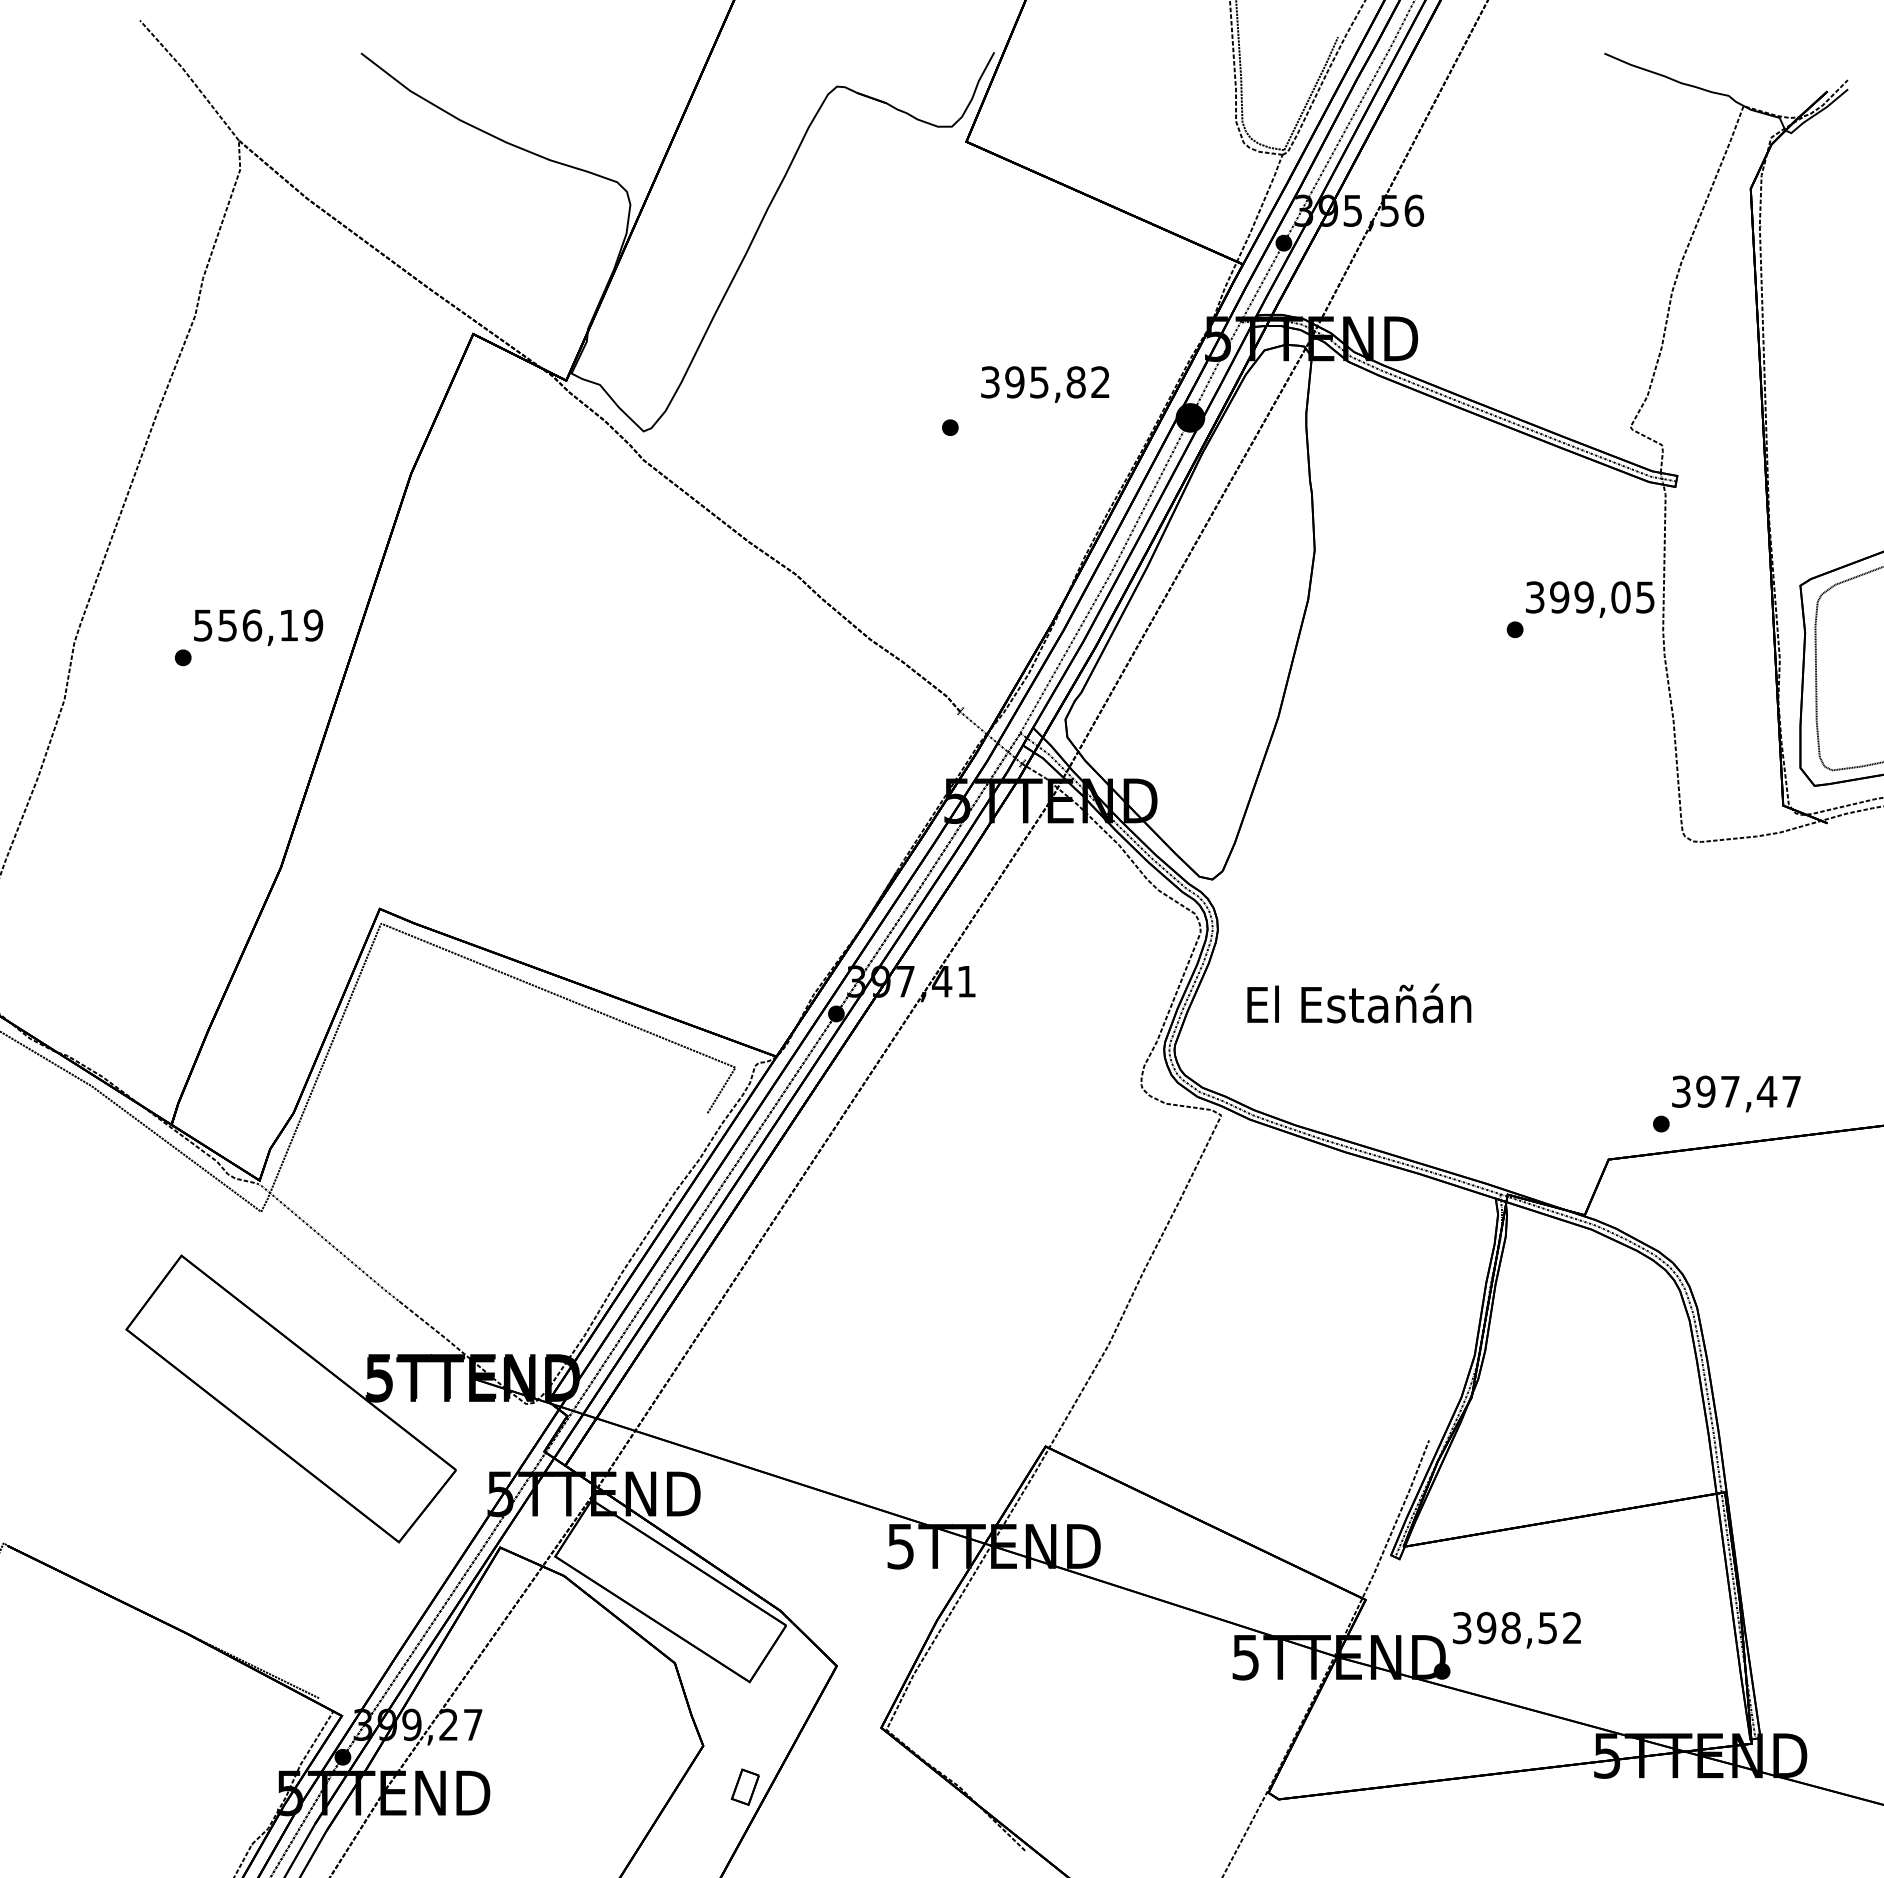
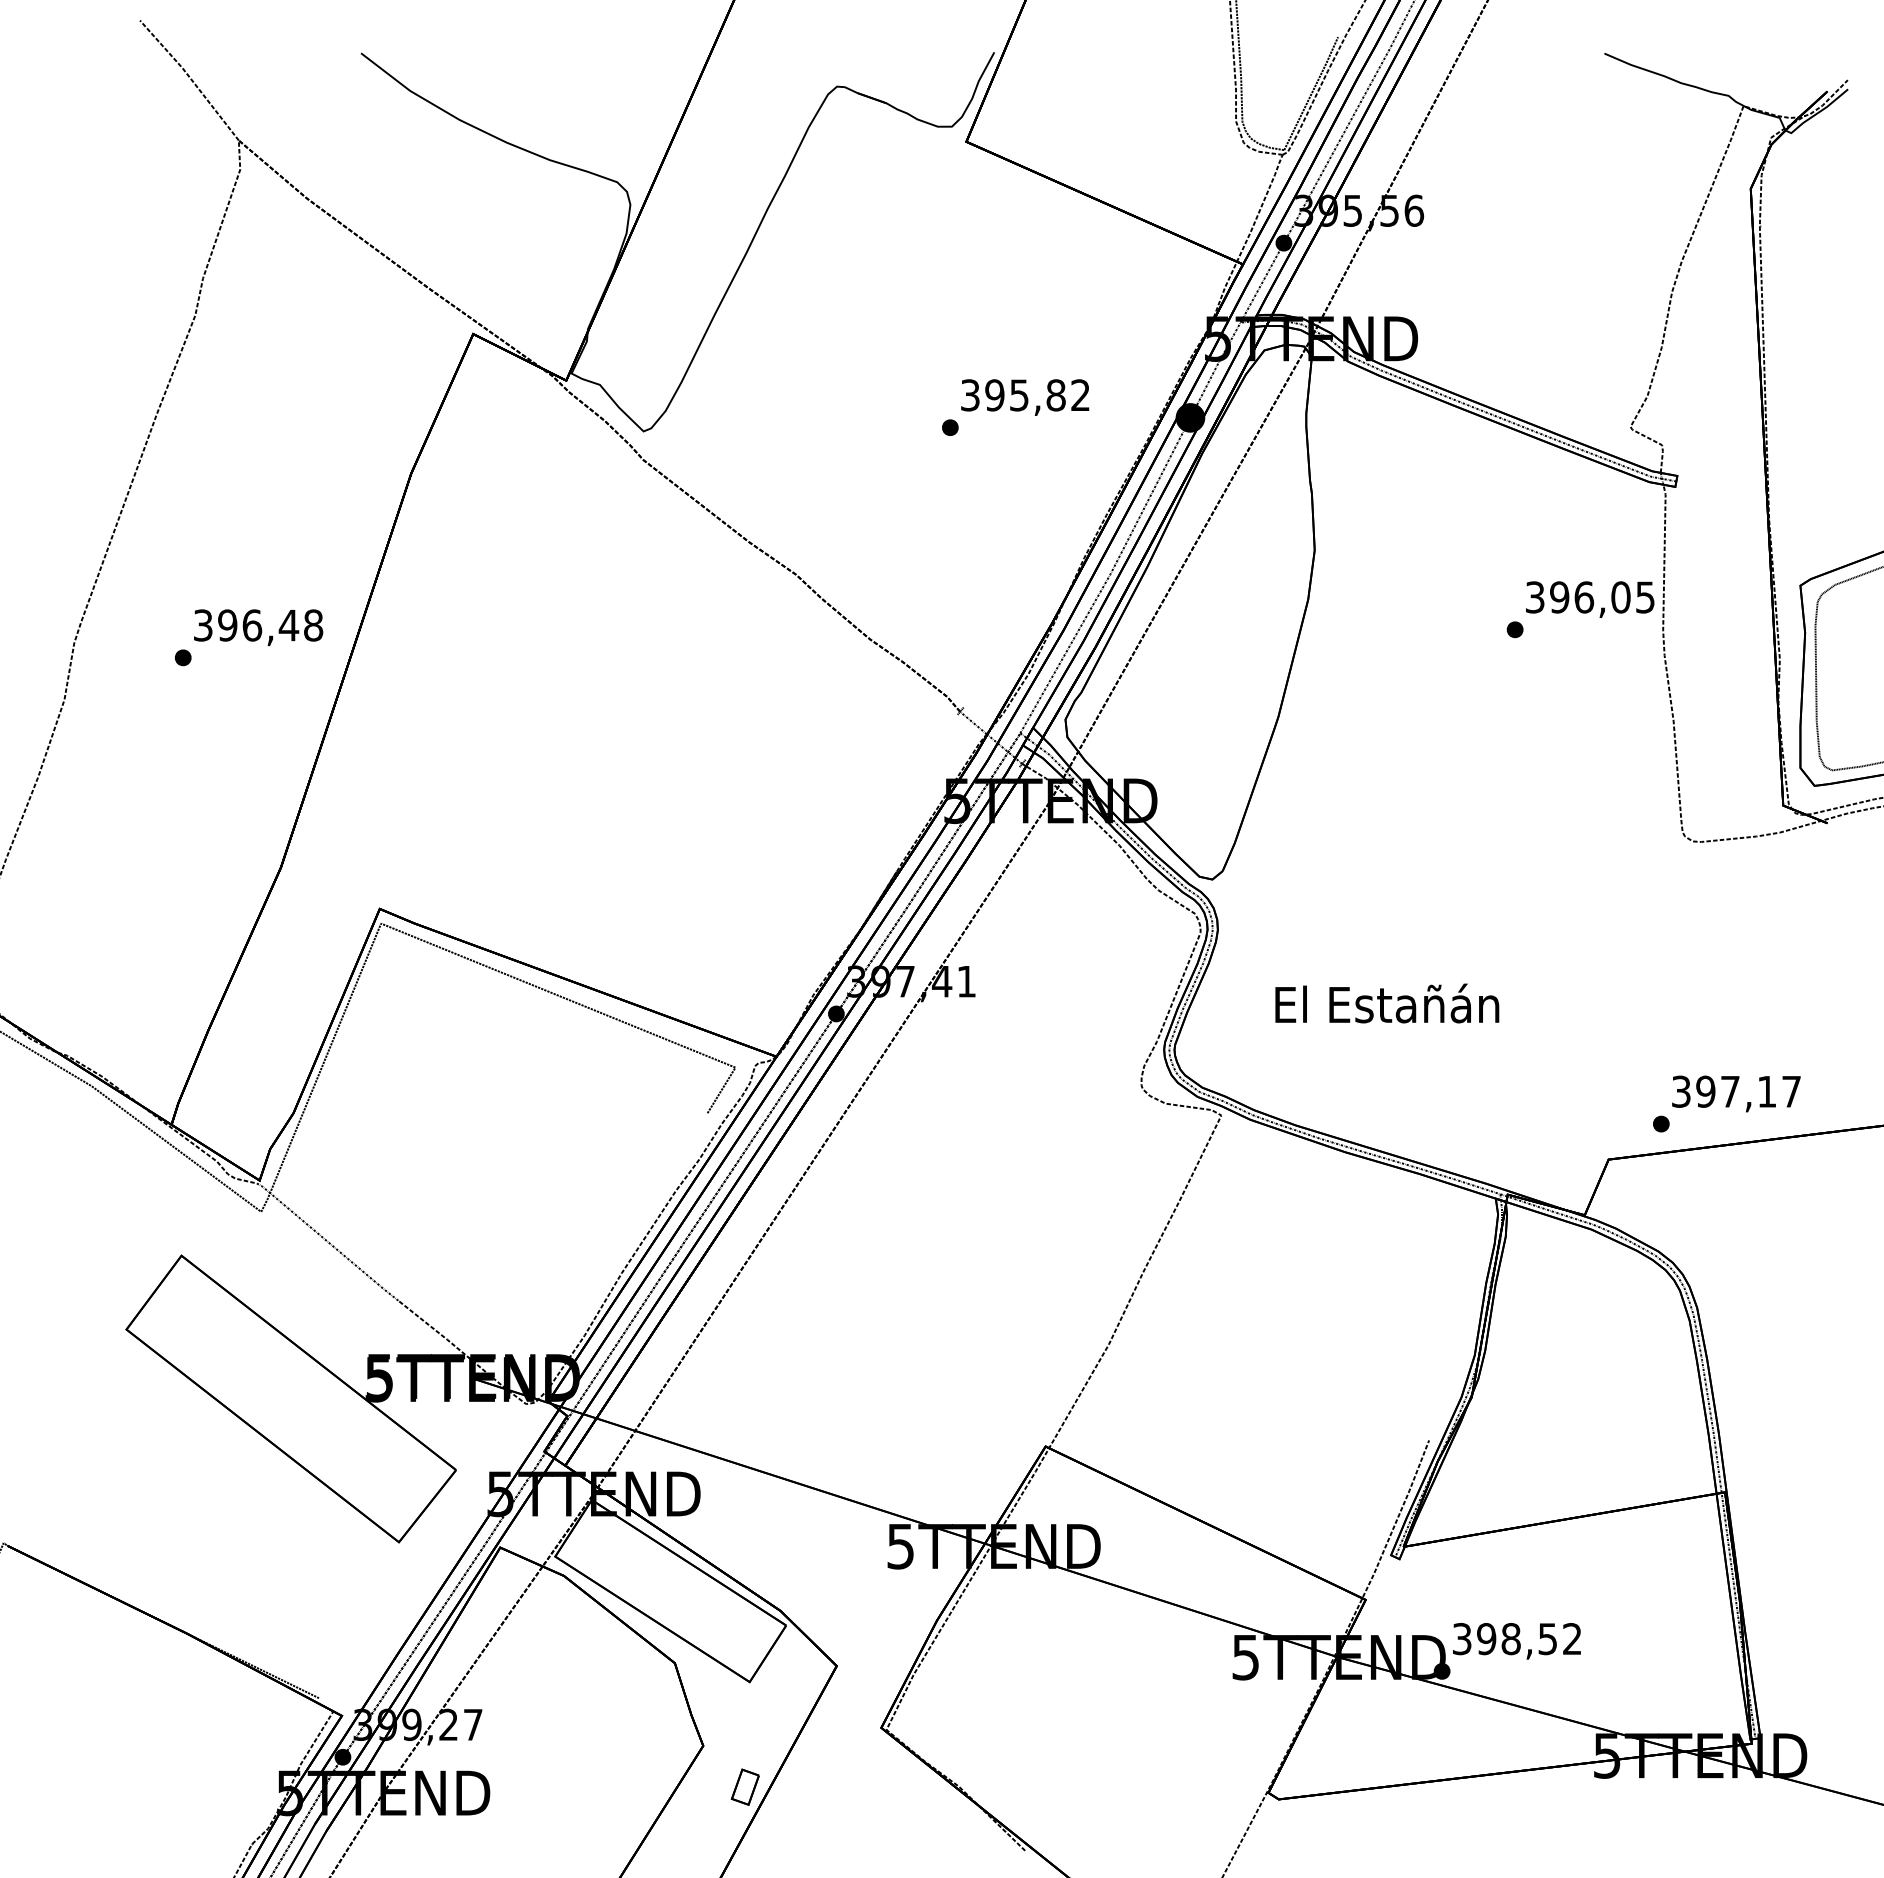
text position: (1045, 384) -> (1025, 397) (1025, 397)
text: 399,05 -> 396,05 (1584, 597)
text: 556,19 -> 396,48 (258, 625)
text position: (1359, 1003) -> (1387, 1003) (1387, 1003)
text: 397,47 -> 397,17 (1766, 1091)
text position: (1516, 1630) -> (1516, 1641) (1516, 1641)
